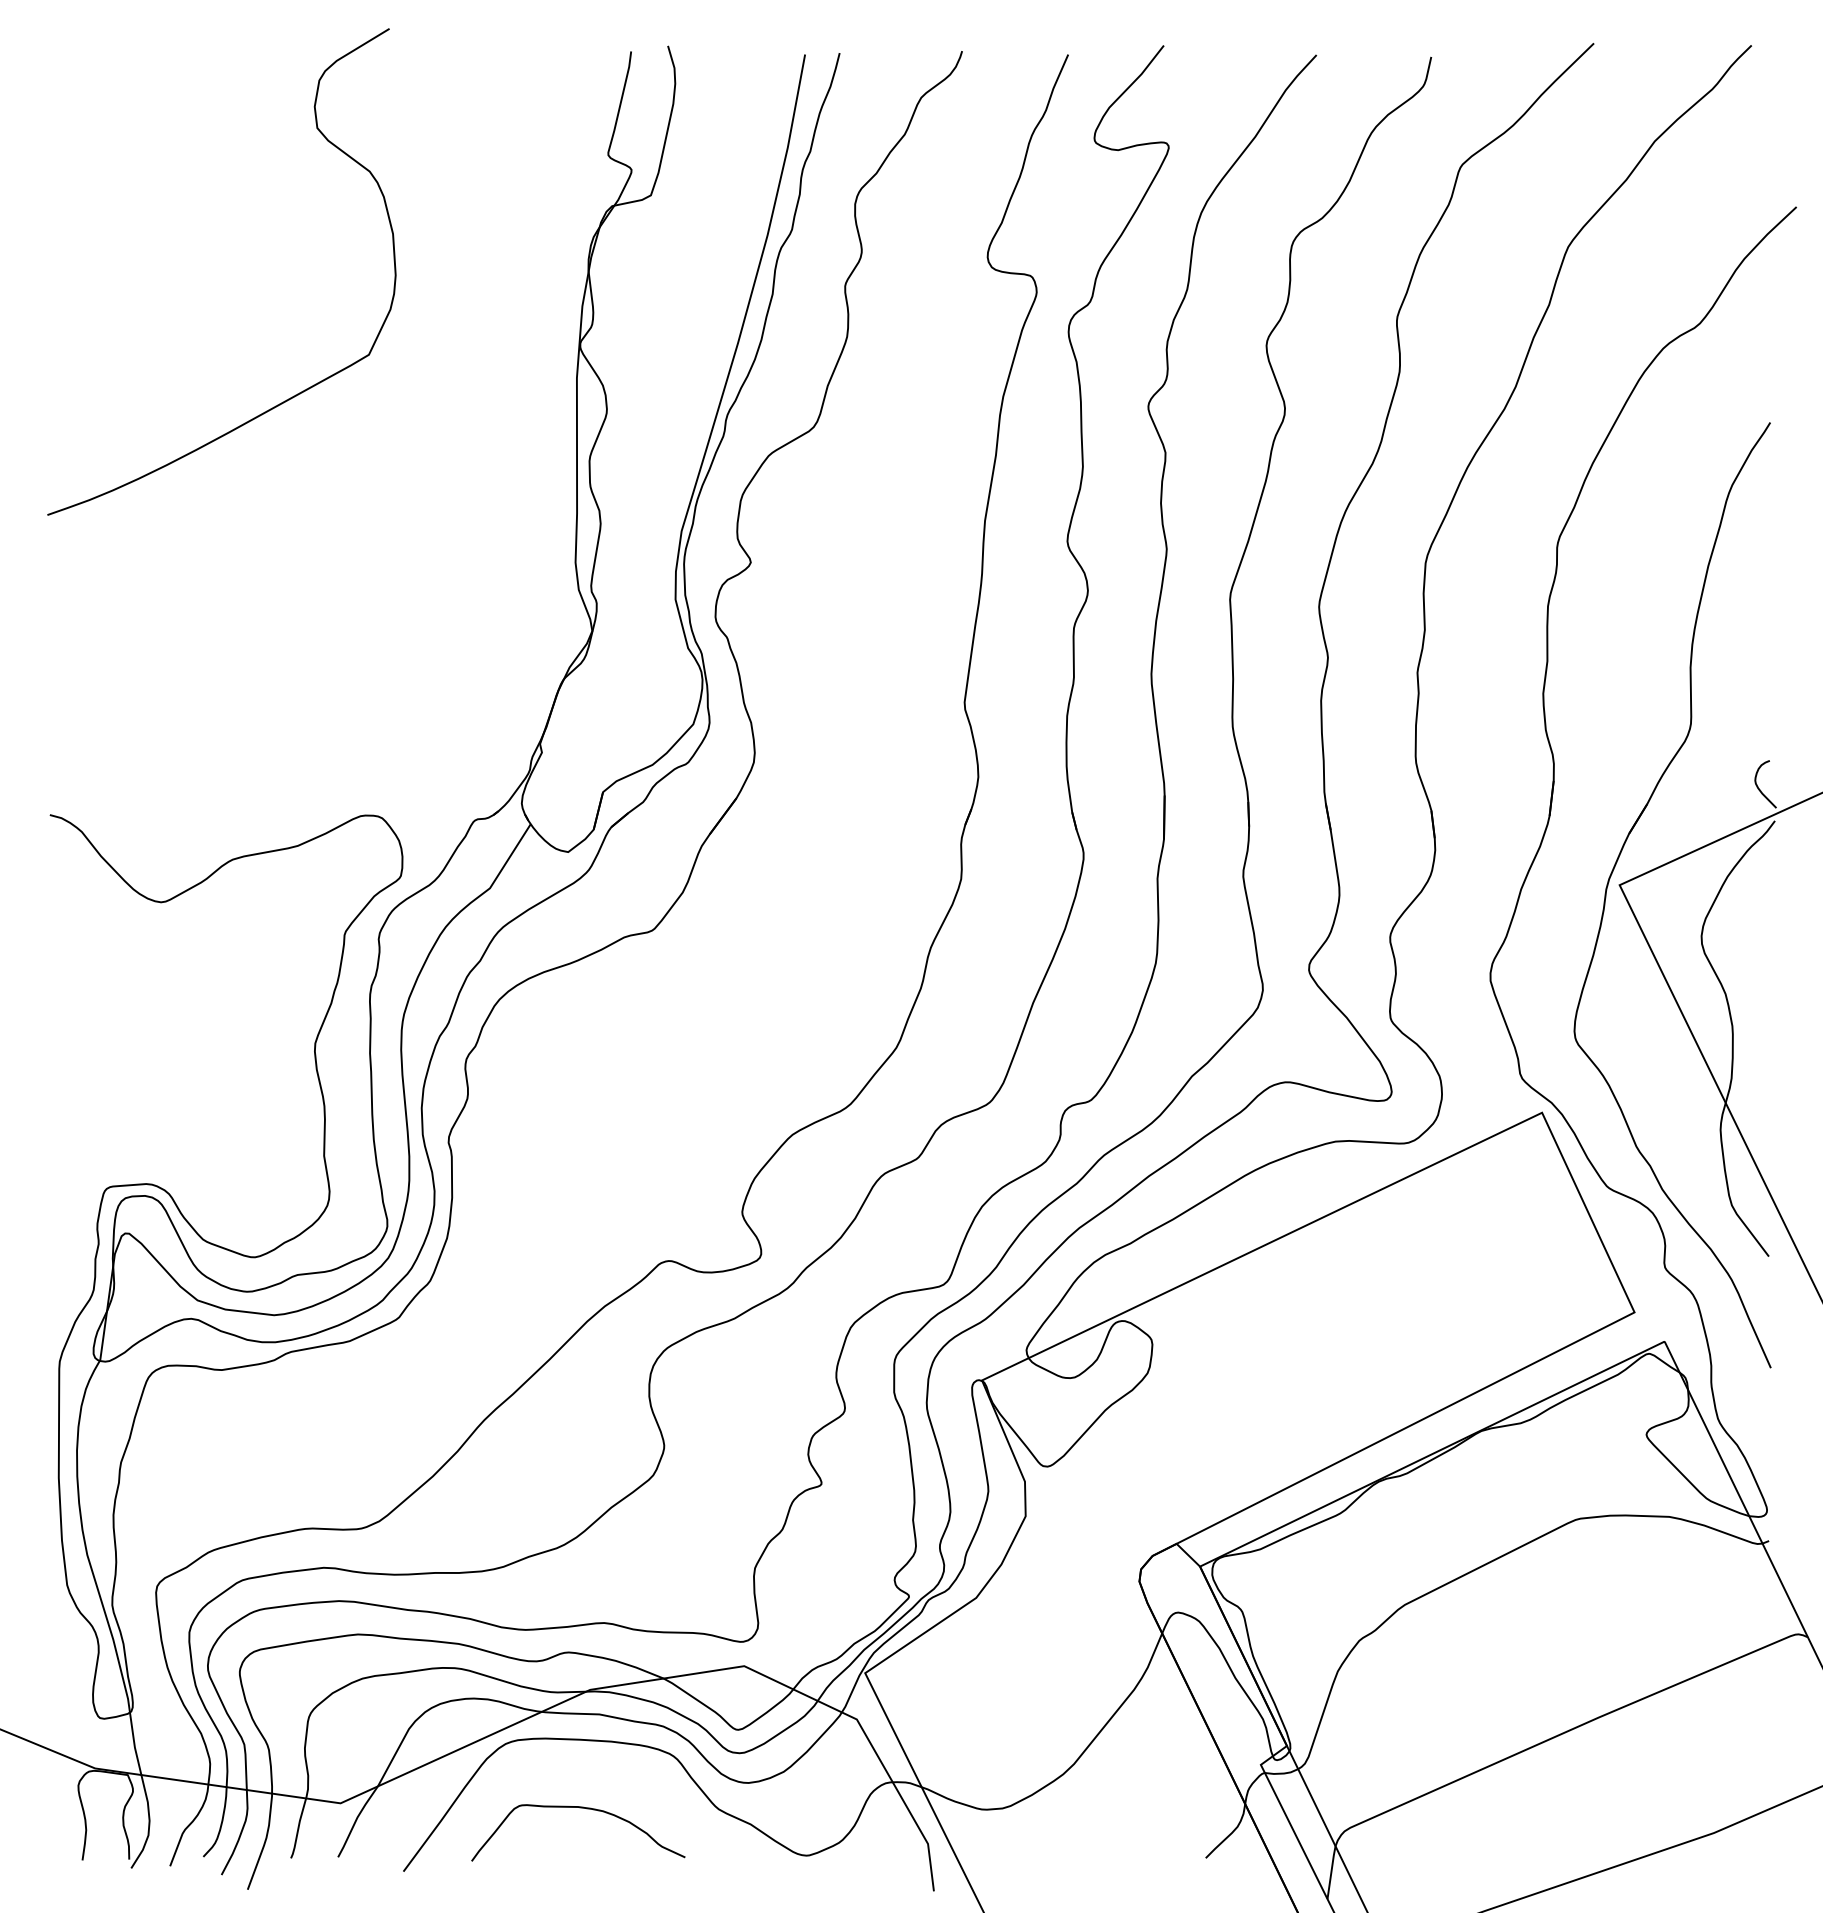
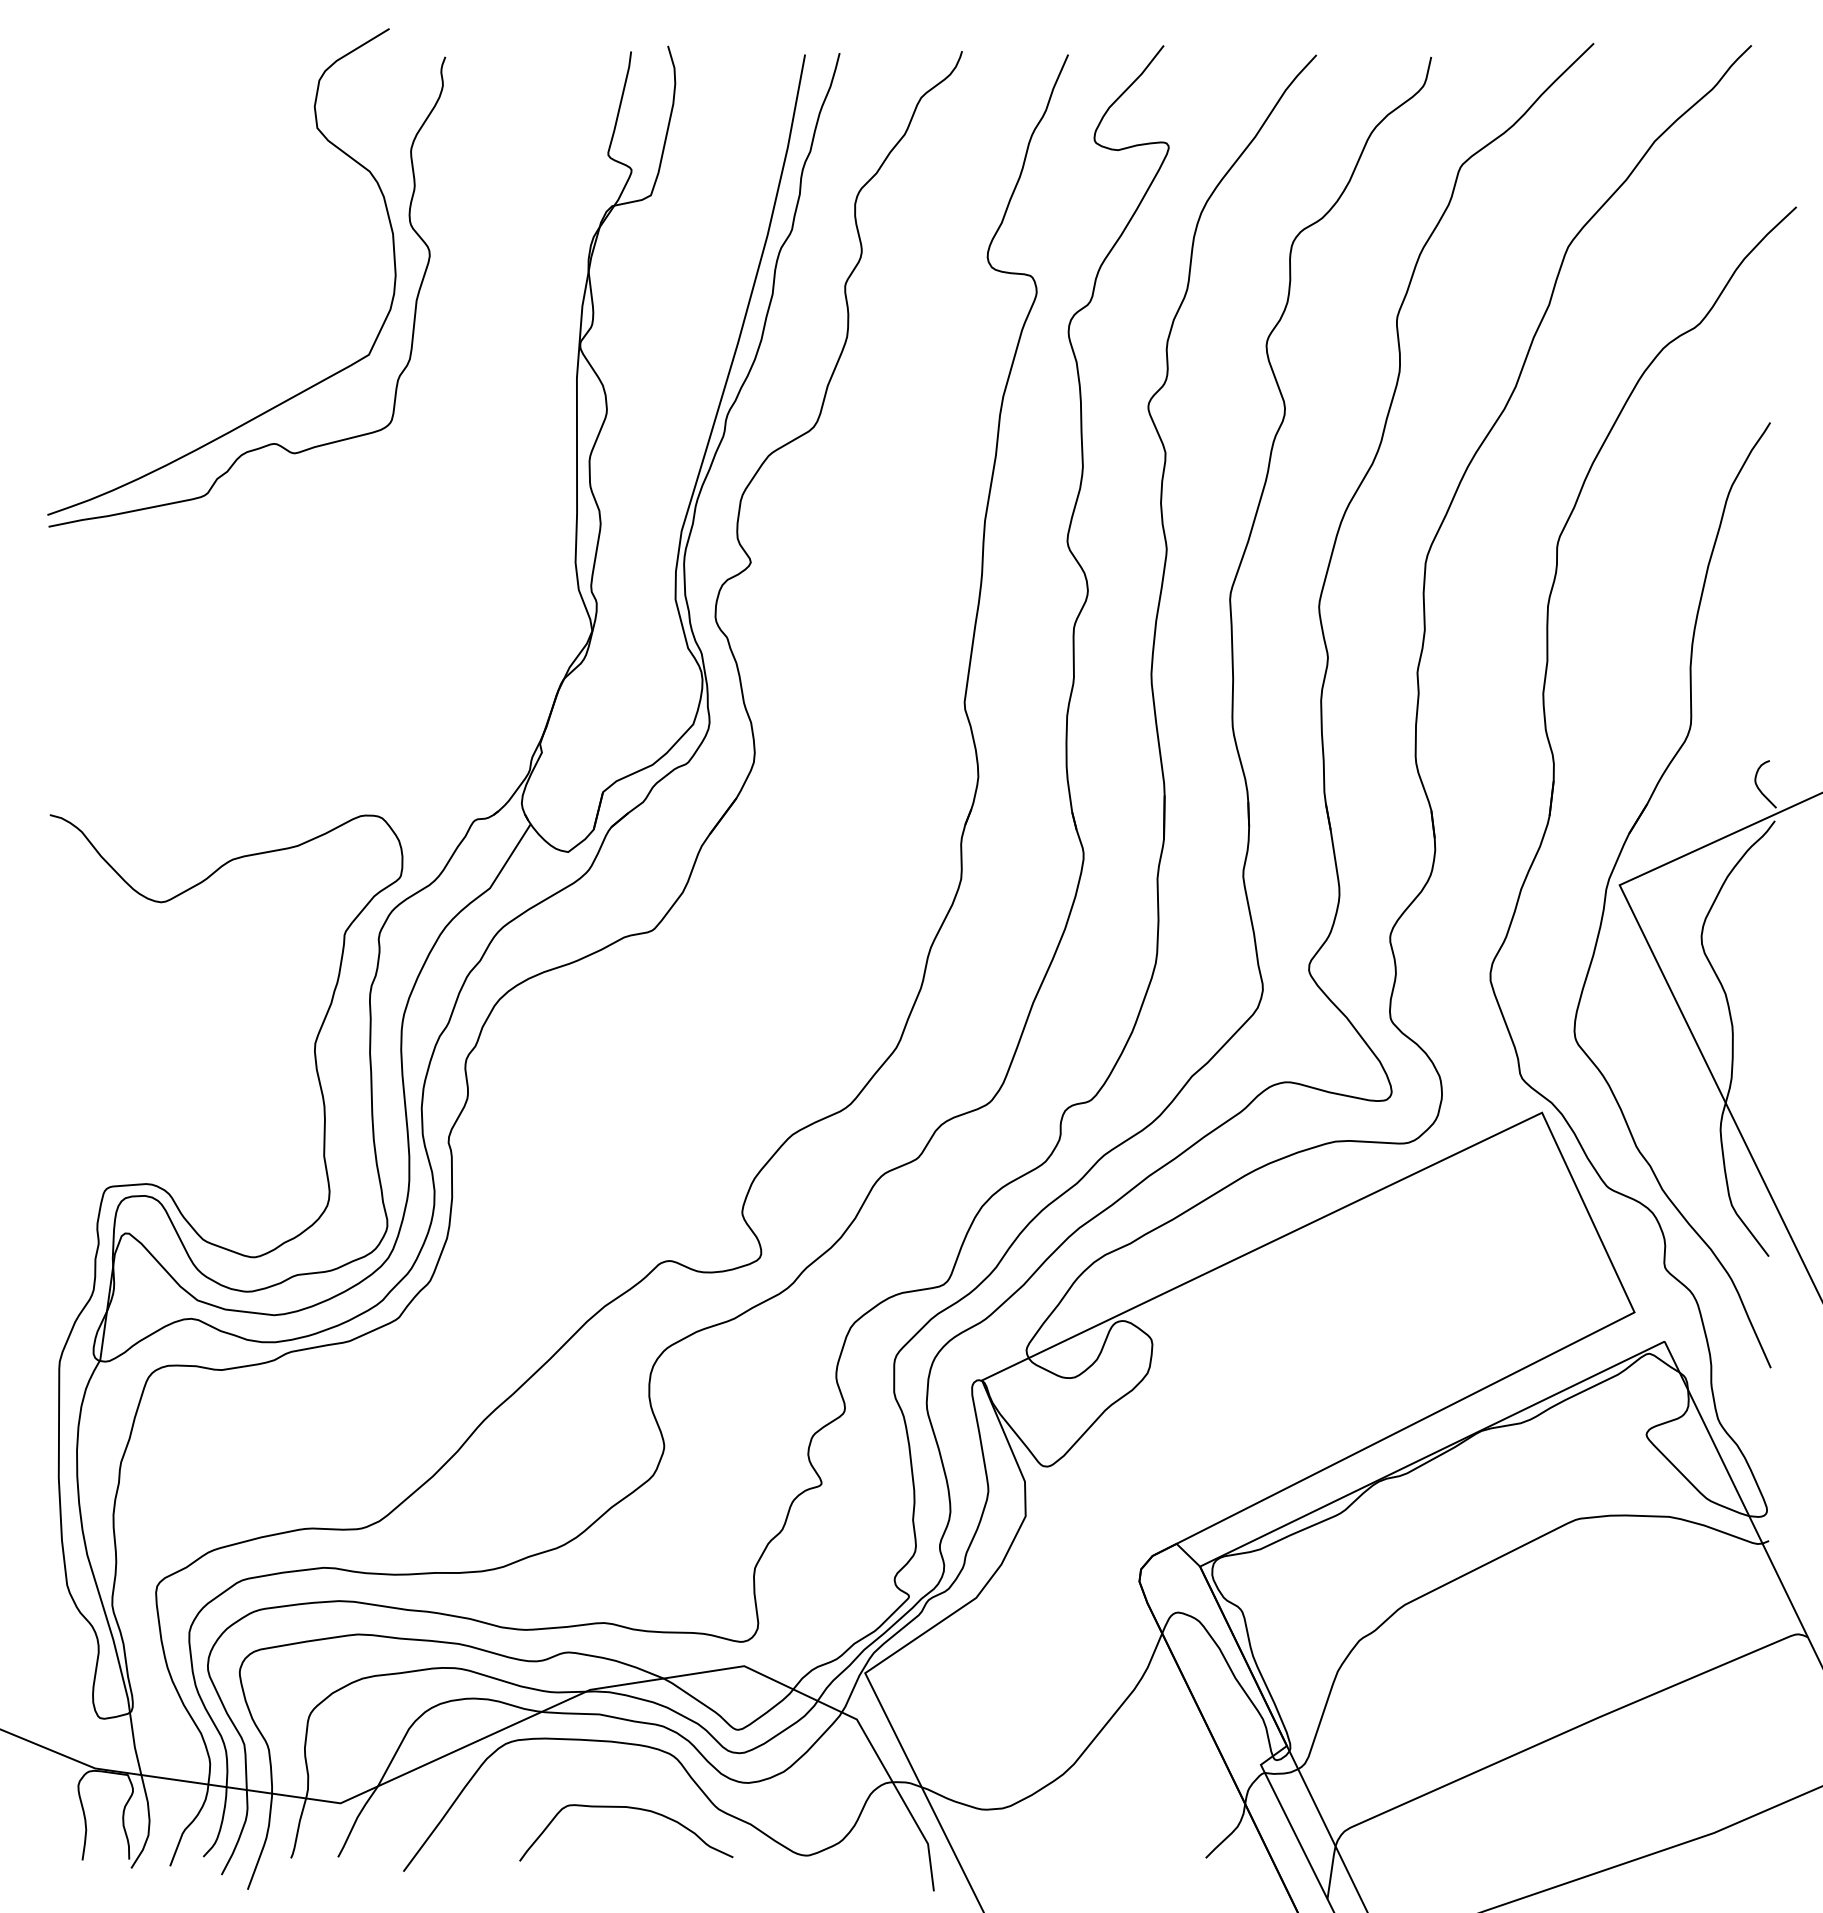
curve: none -> present (269, 443)
curve position: (579, 1808) -> (627, 1808) (627, 1808)
